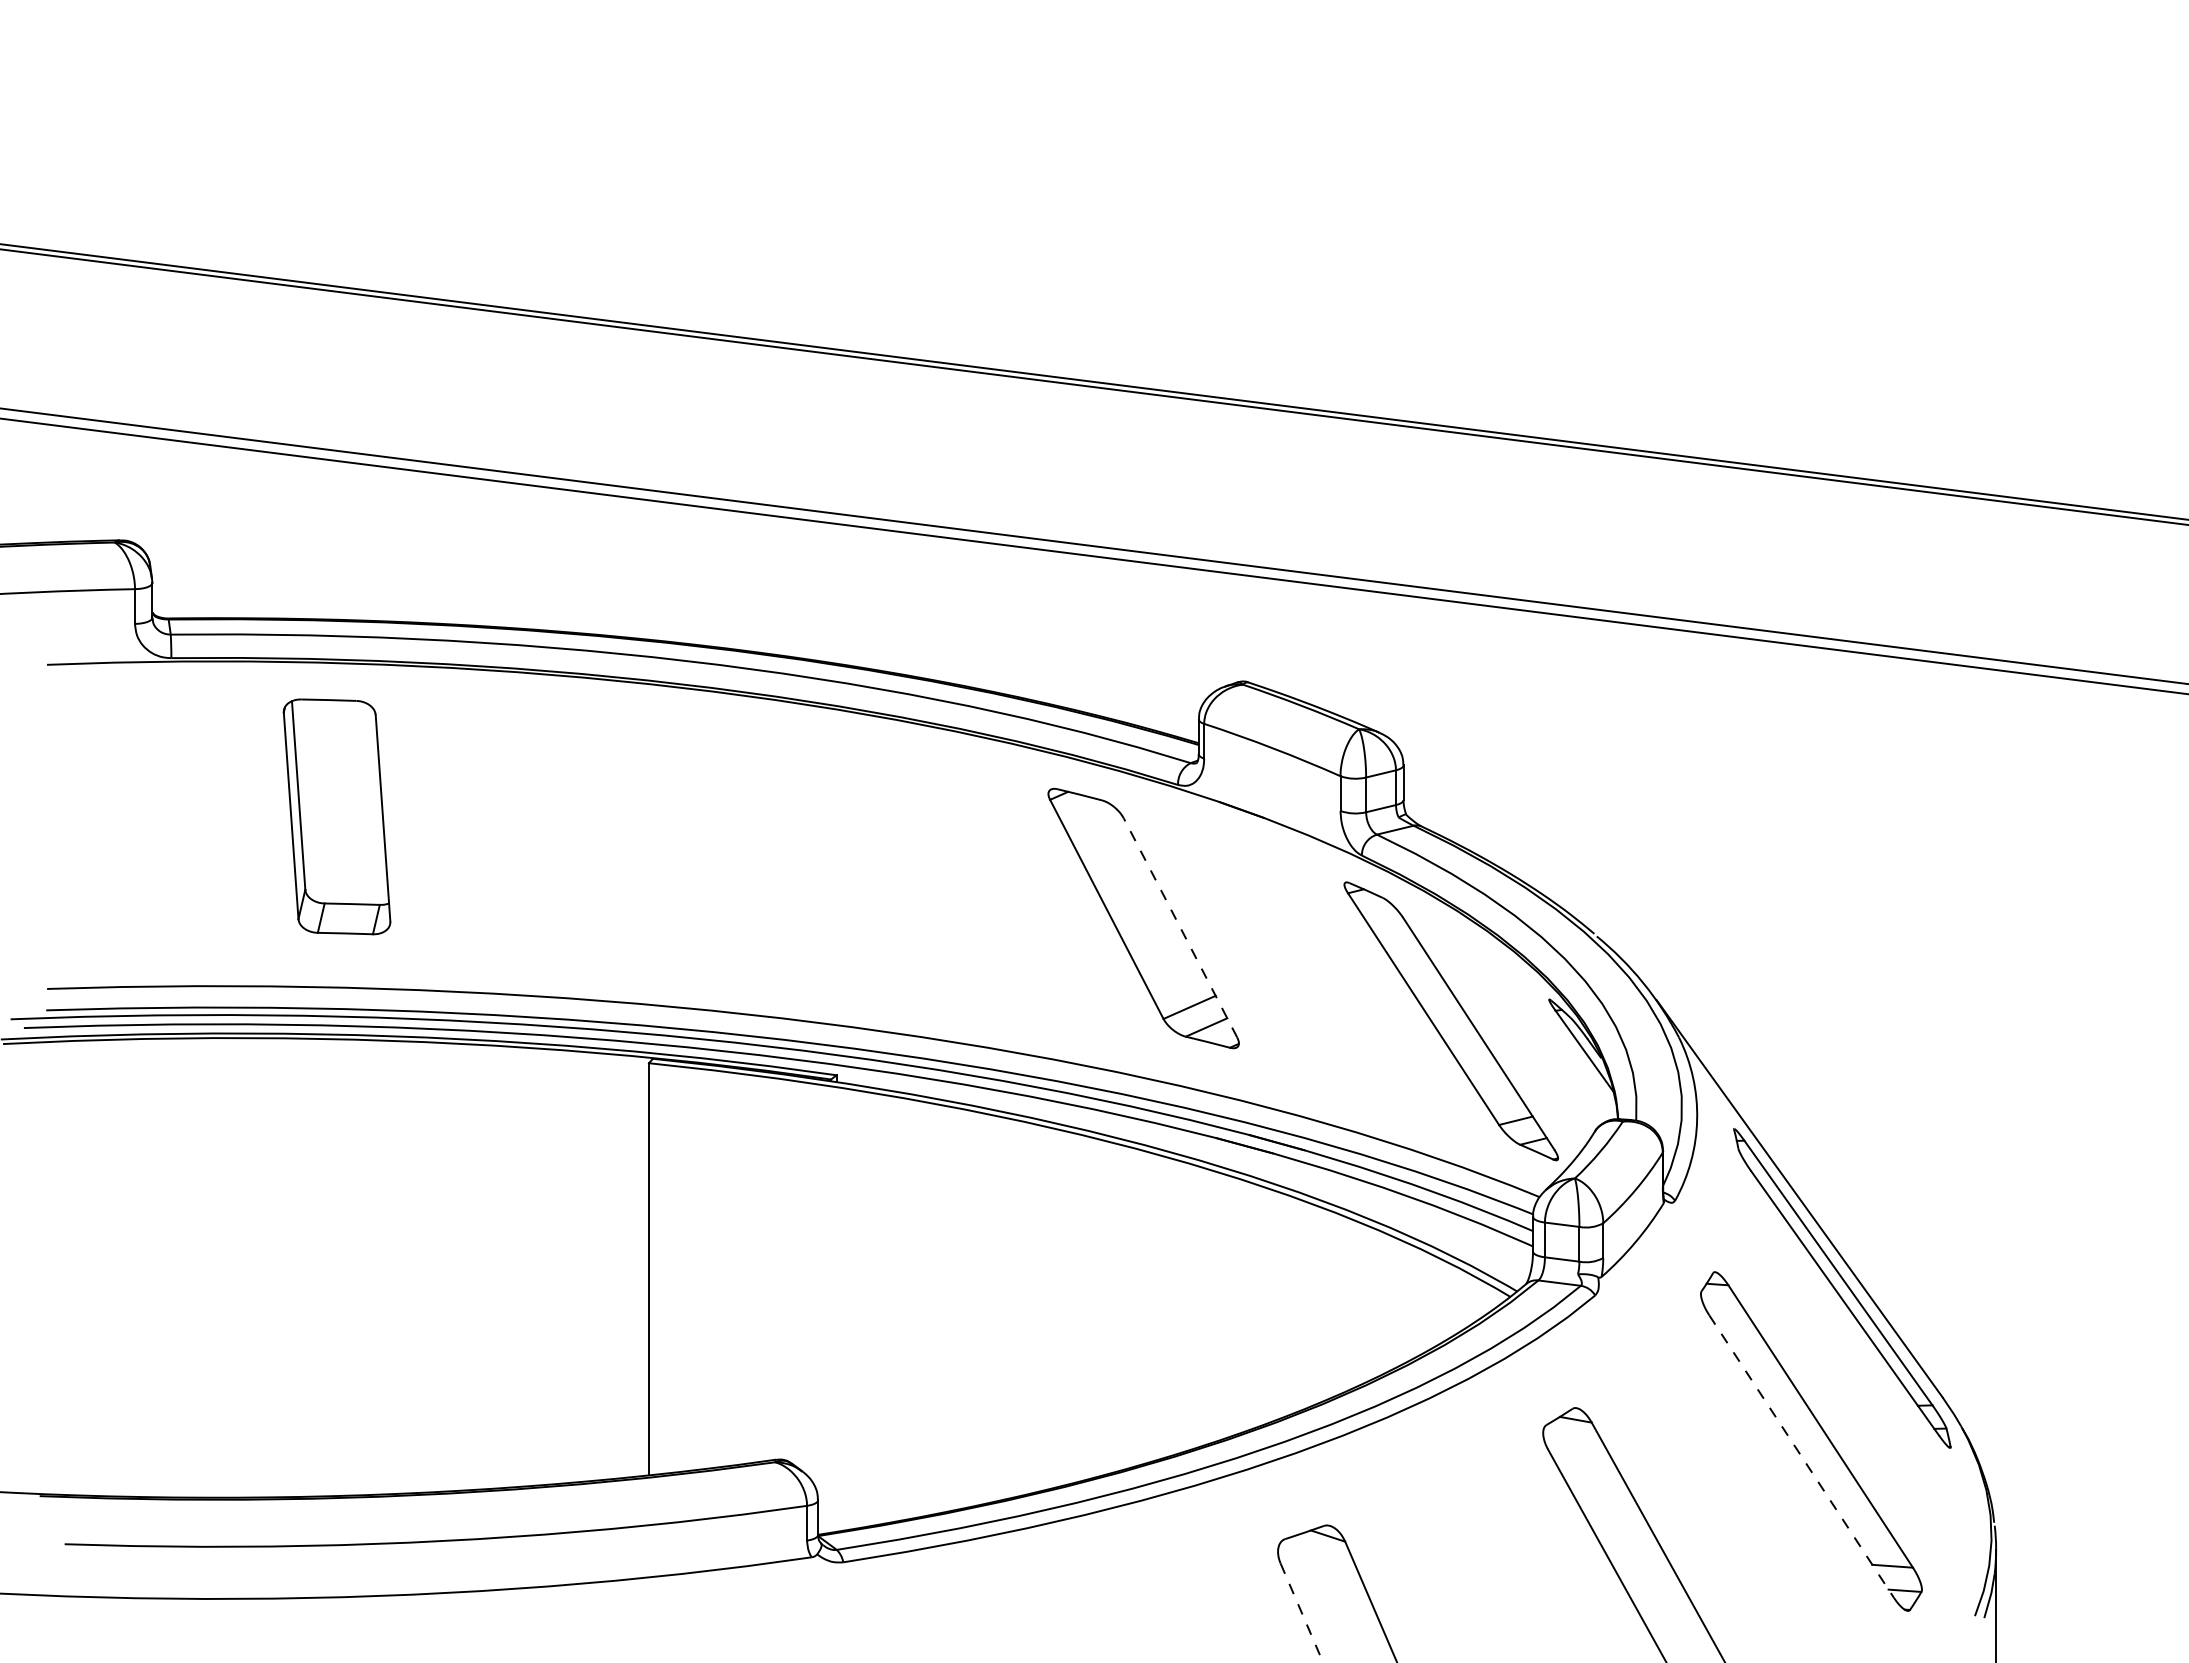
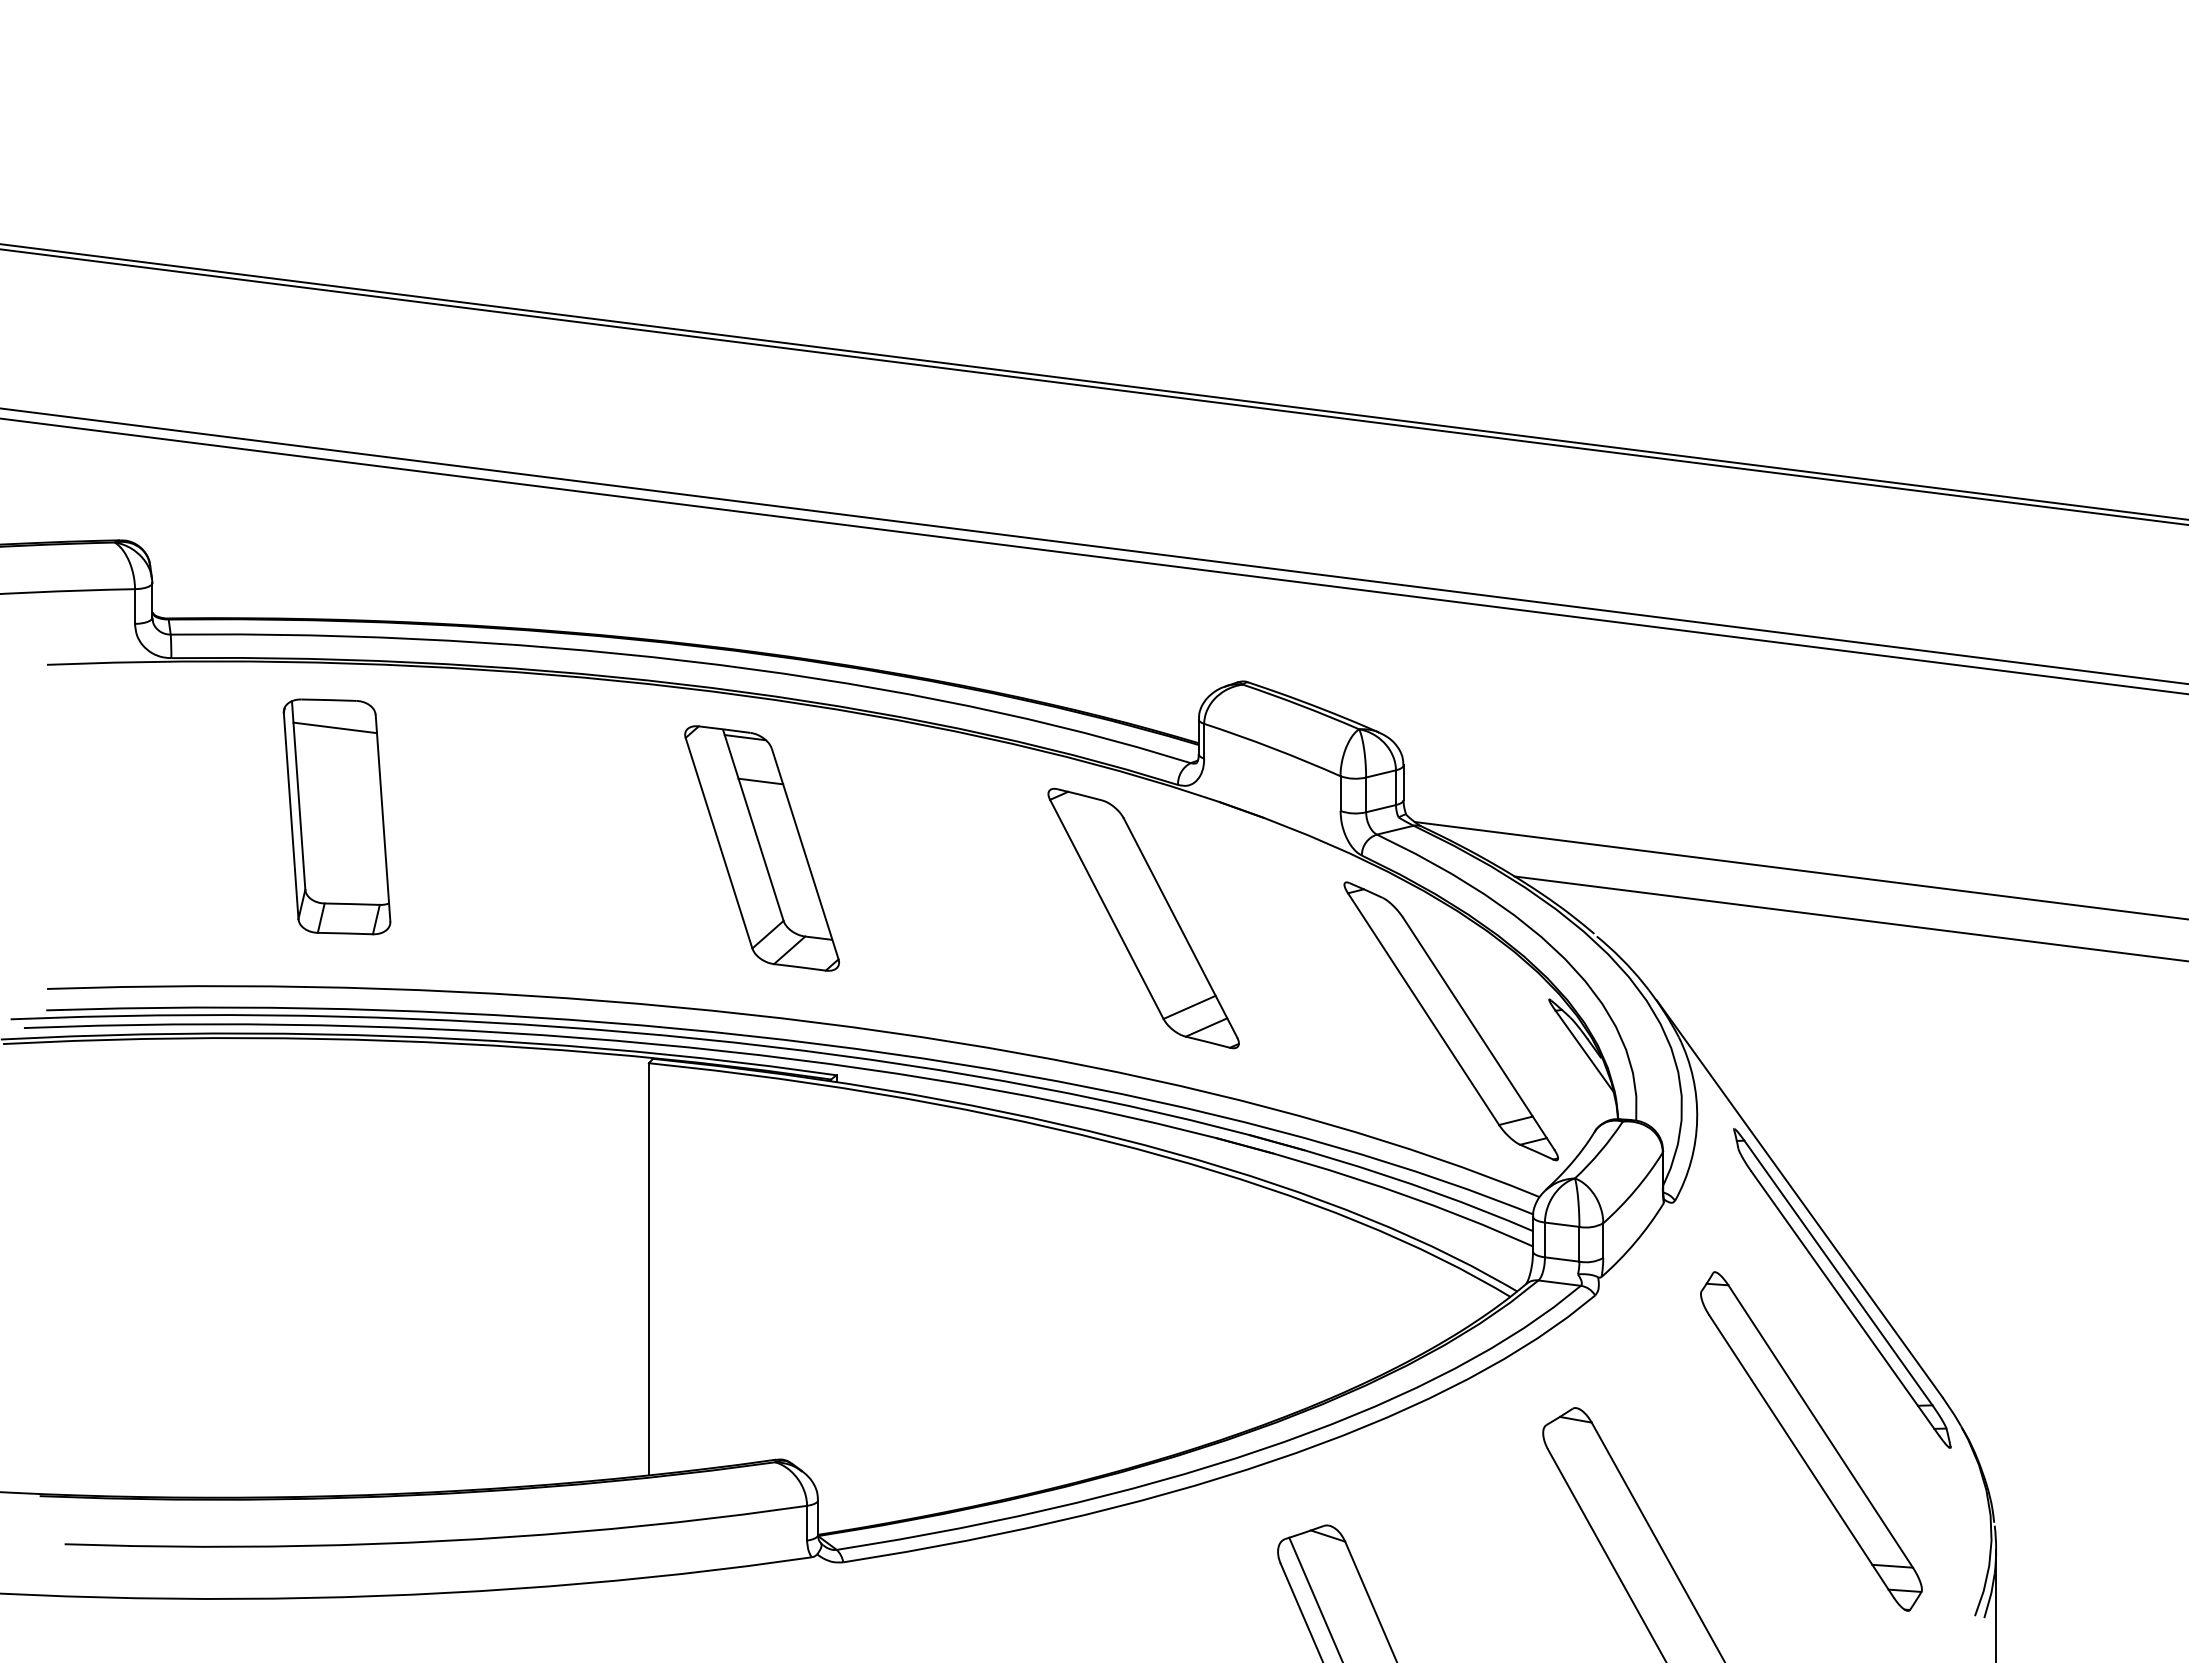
line: none -> present (335, 727)
part: none -> present (761, 848)
line: none -> present (1799, 870)
line: none -> present (1849, 918)
line: dashed -> solid (1180, 927)
line: dashed -> solid (1801, 1456)
line: none -> present (1315, 1598)
line: dashed -> solid (1301, 1613)
